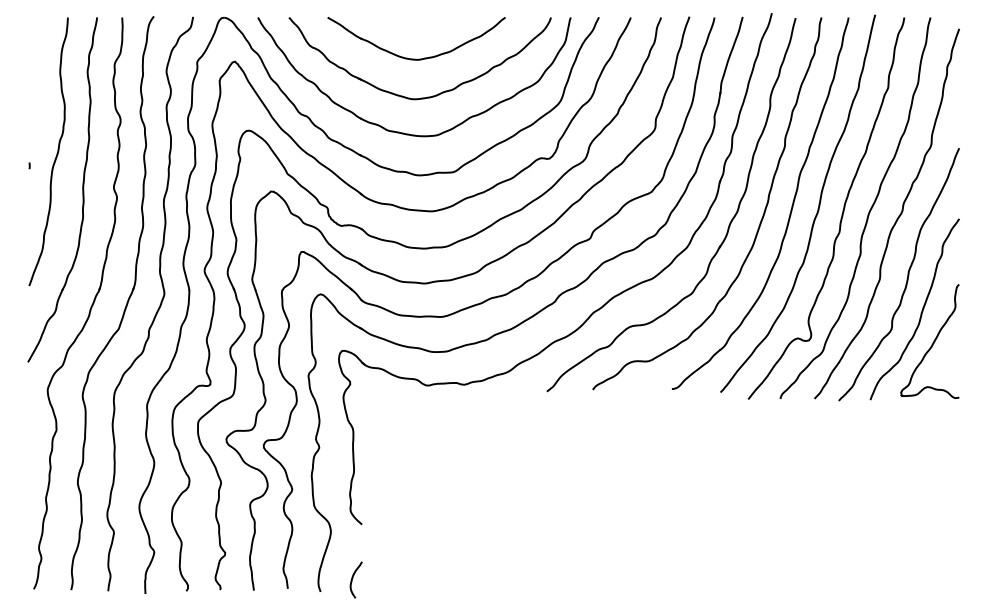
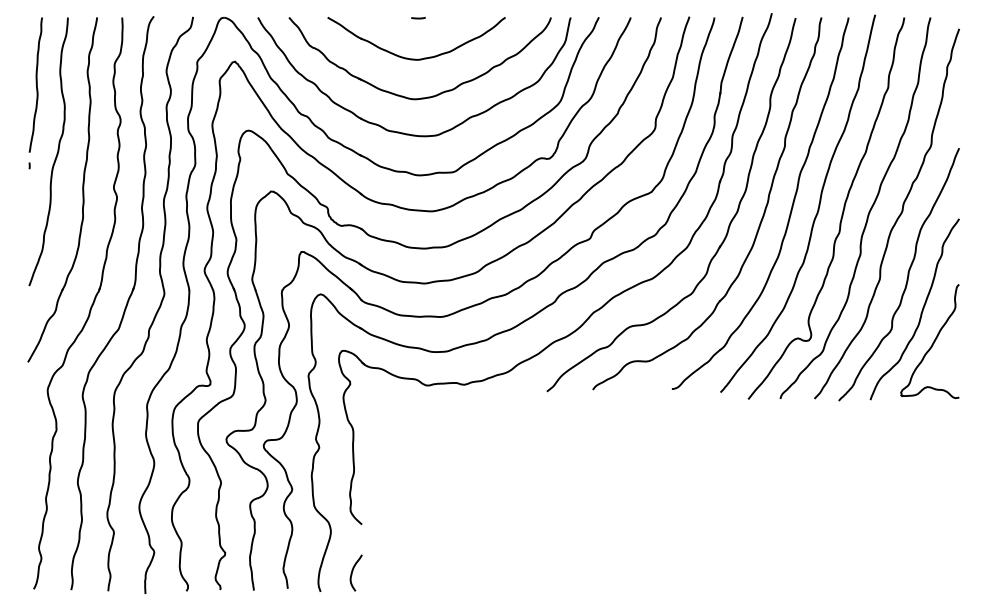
line: none -> present (418, 18)
curve: none -> present (35, 84)
curve position: (353, 578) -> (353, 571) (353, 571)
